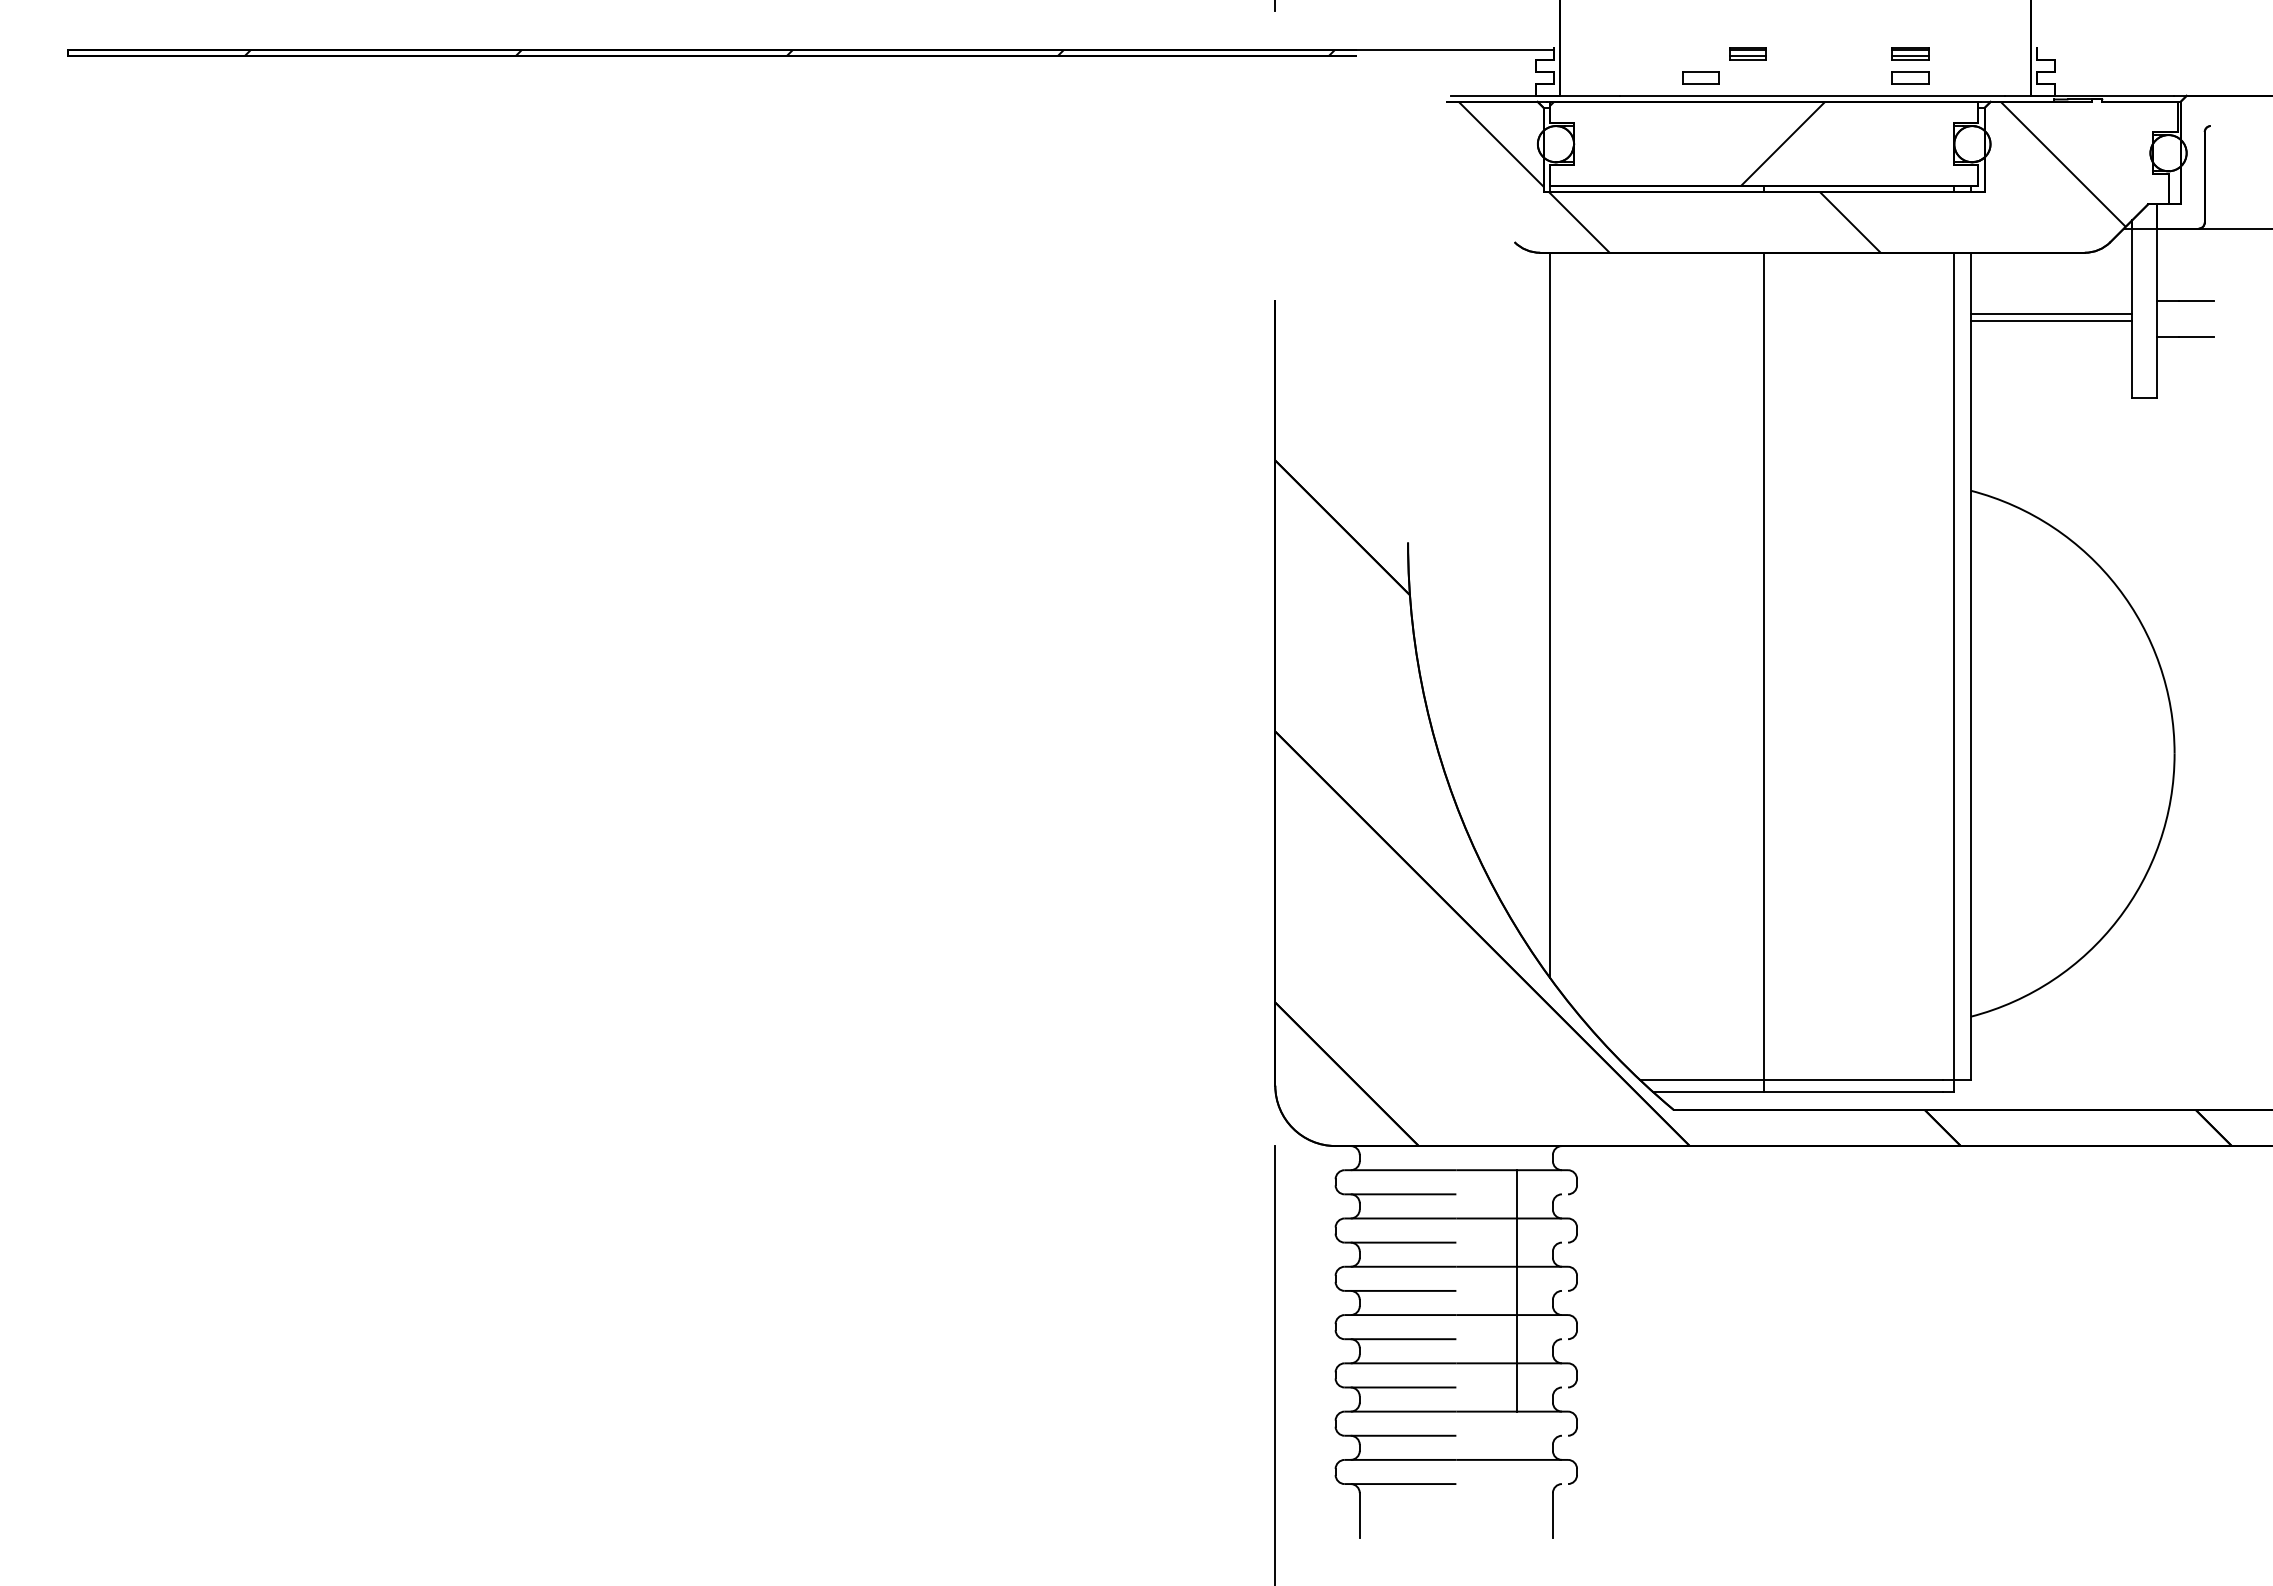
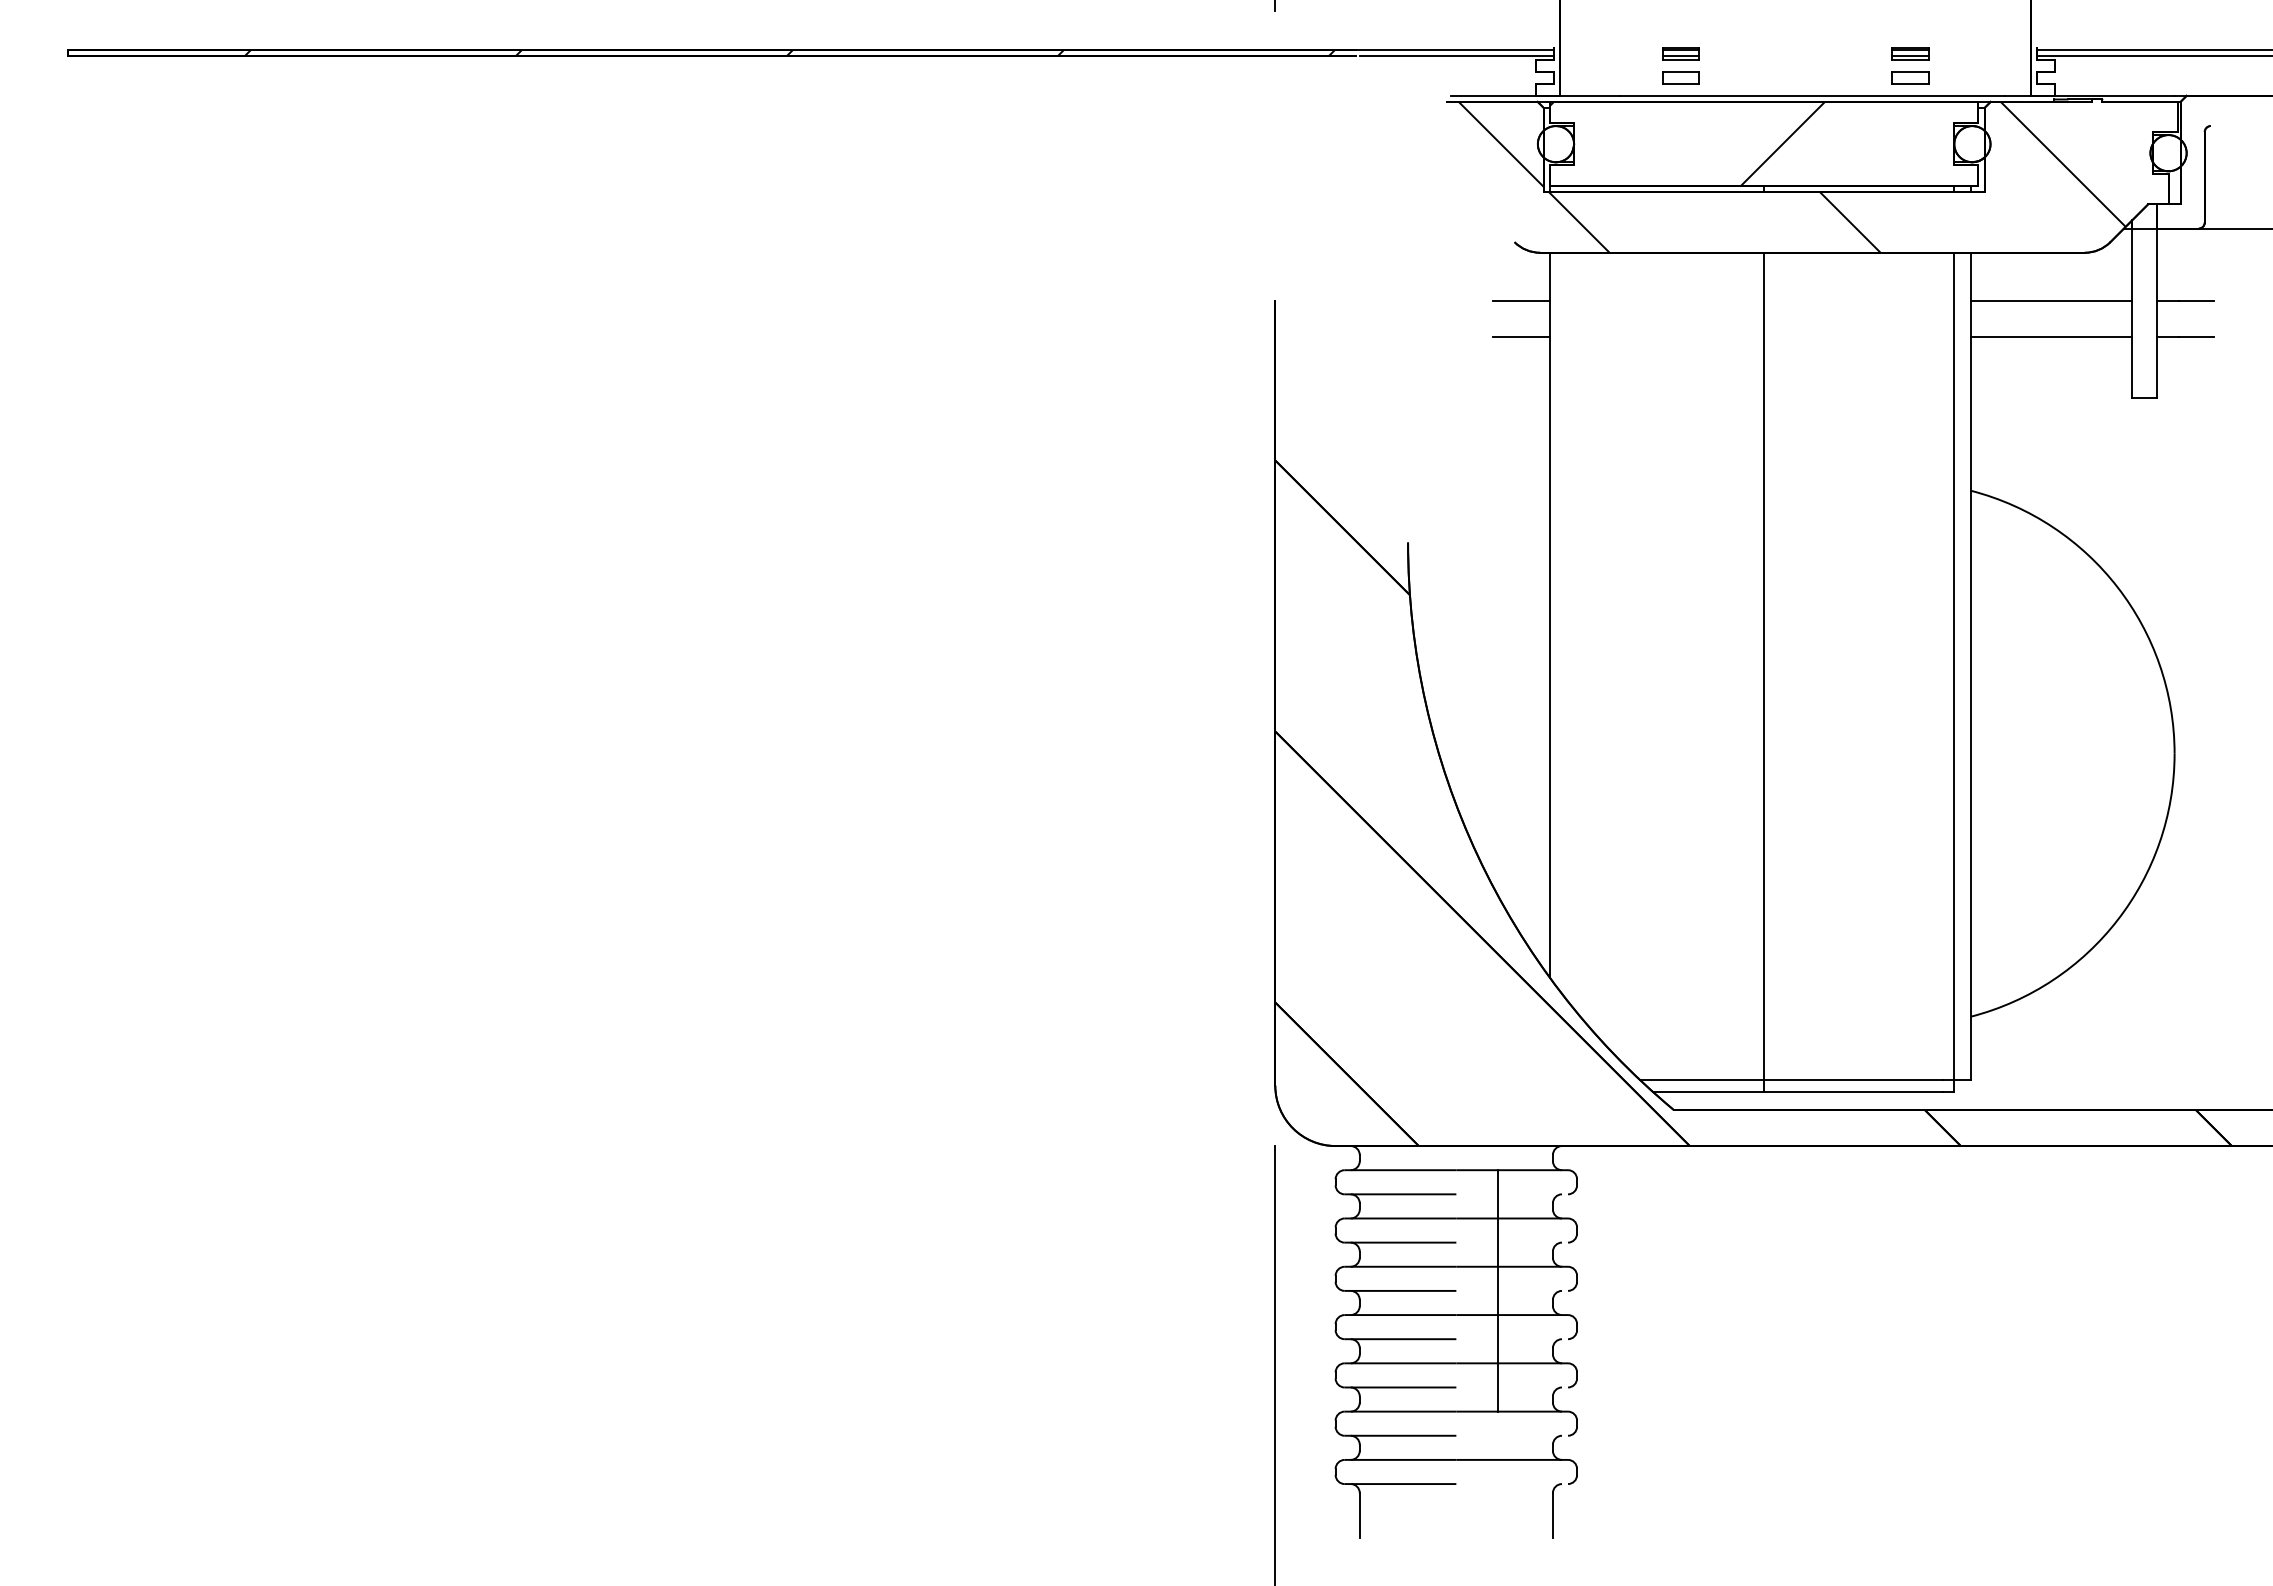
line: none -> present (2153, 49)
part position: (1747, 53) -> (1680, 53) (1680, 53)
line: none -> present (1457, 56)
line: none -> present (2153, 56)
part position: (1700, 77) -> (1680, 77) (1680, 77)
line: none -> present (1520, 301)
line position: (2051, 314) -> (2051, 337) (2051, 337)
line position: (2051, 321) -> (2051, 301) (2051, 301)
line: none -> present (1520, 337)
line position: (1517, 1290) -> (1498, 1290) (1498, 1290)
